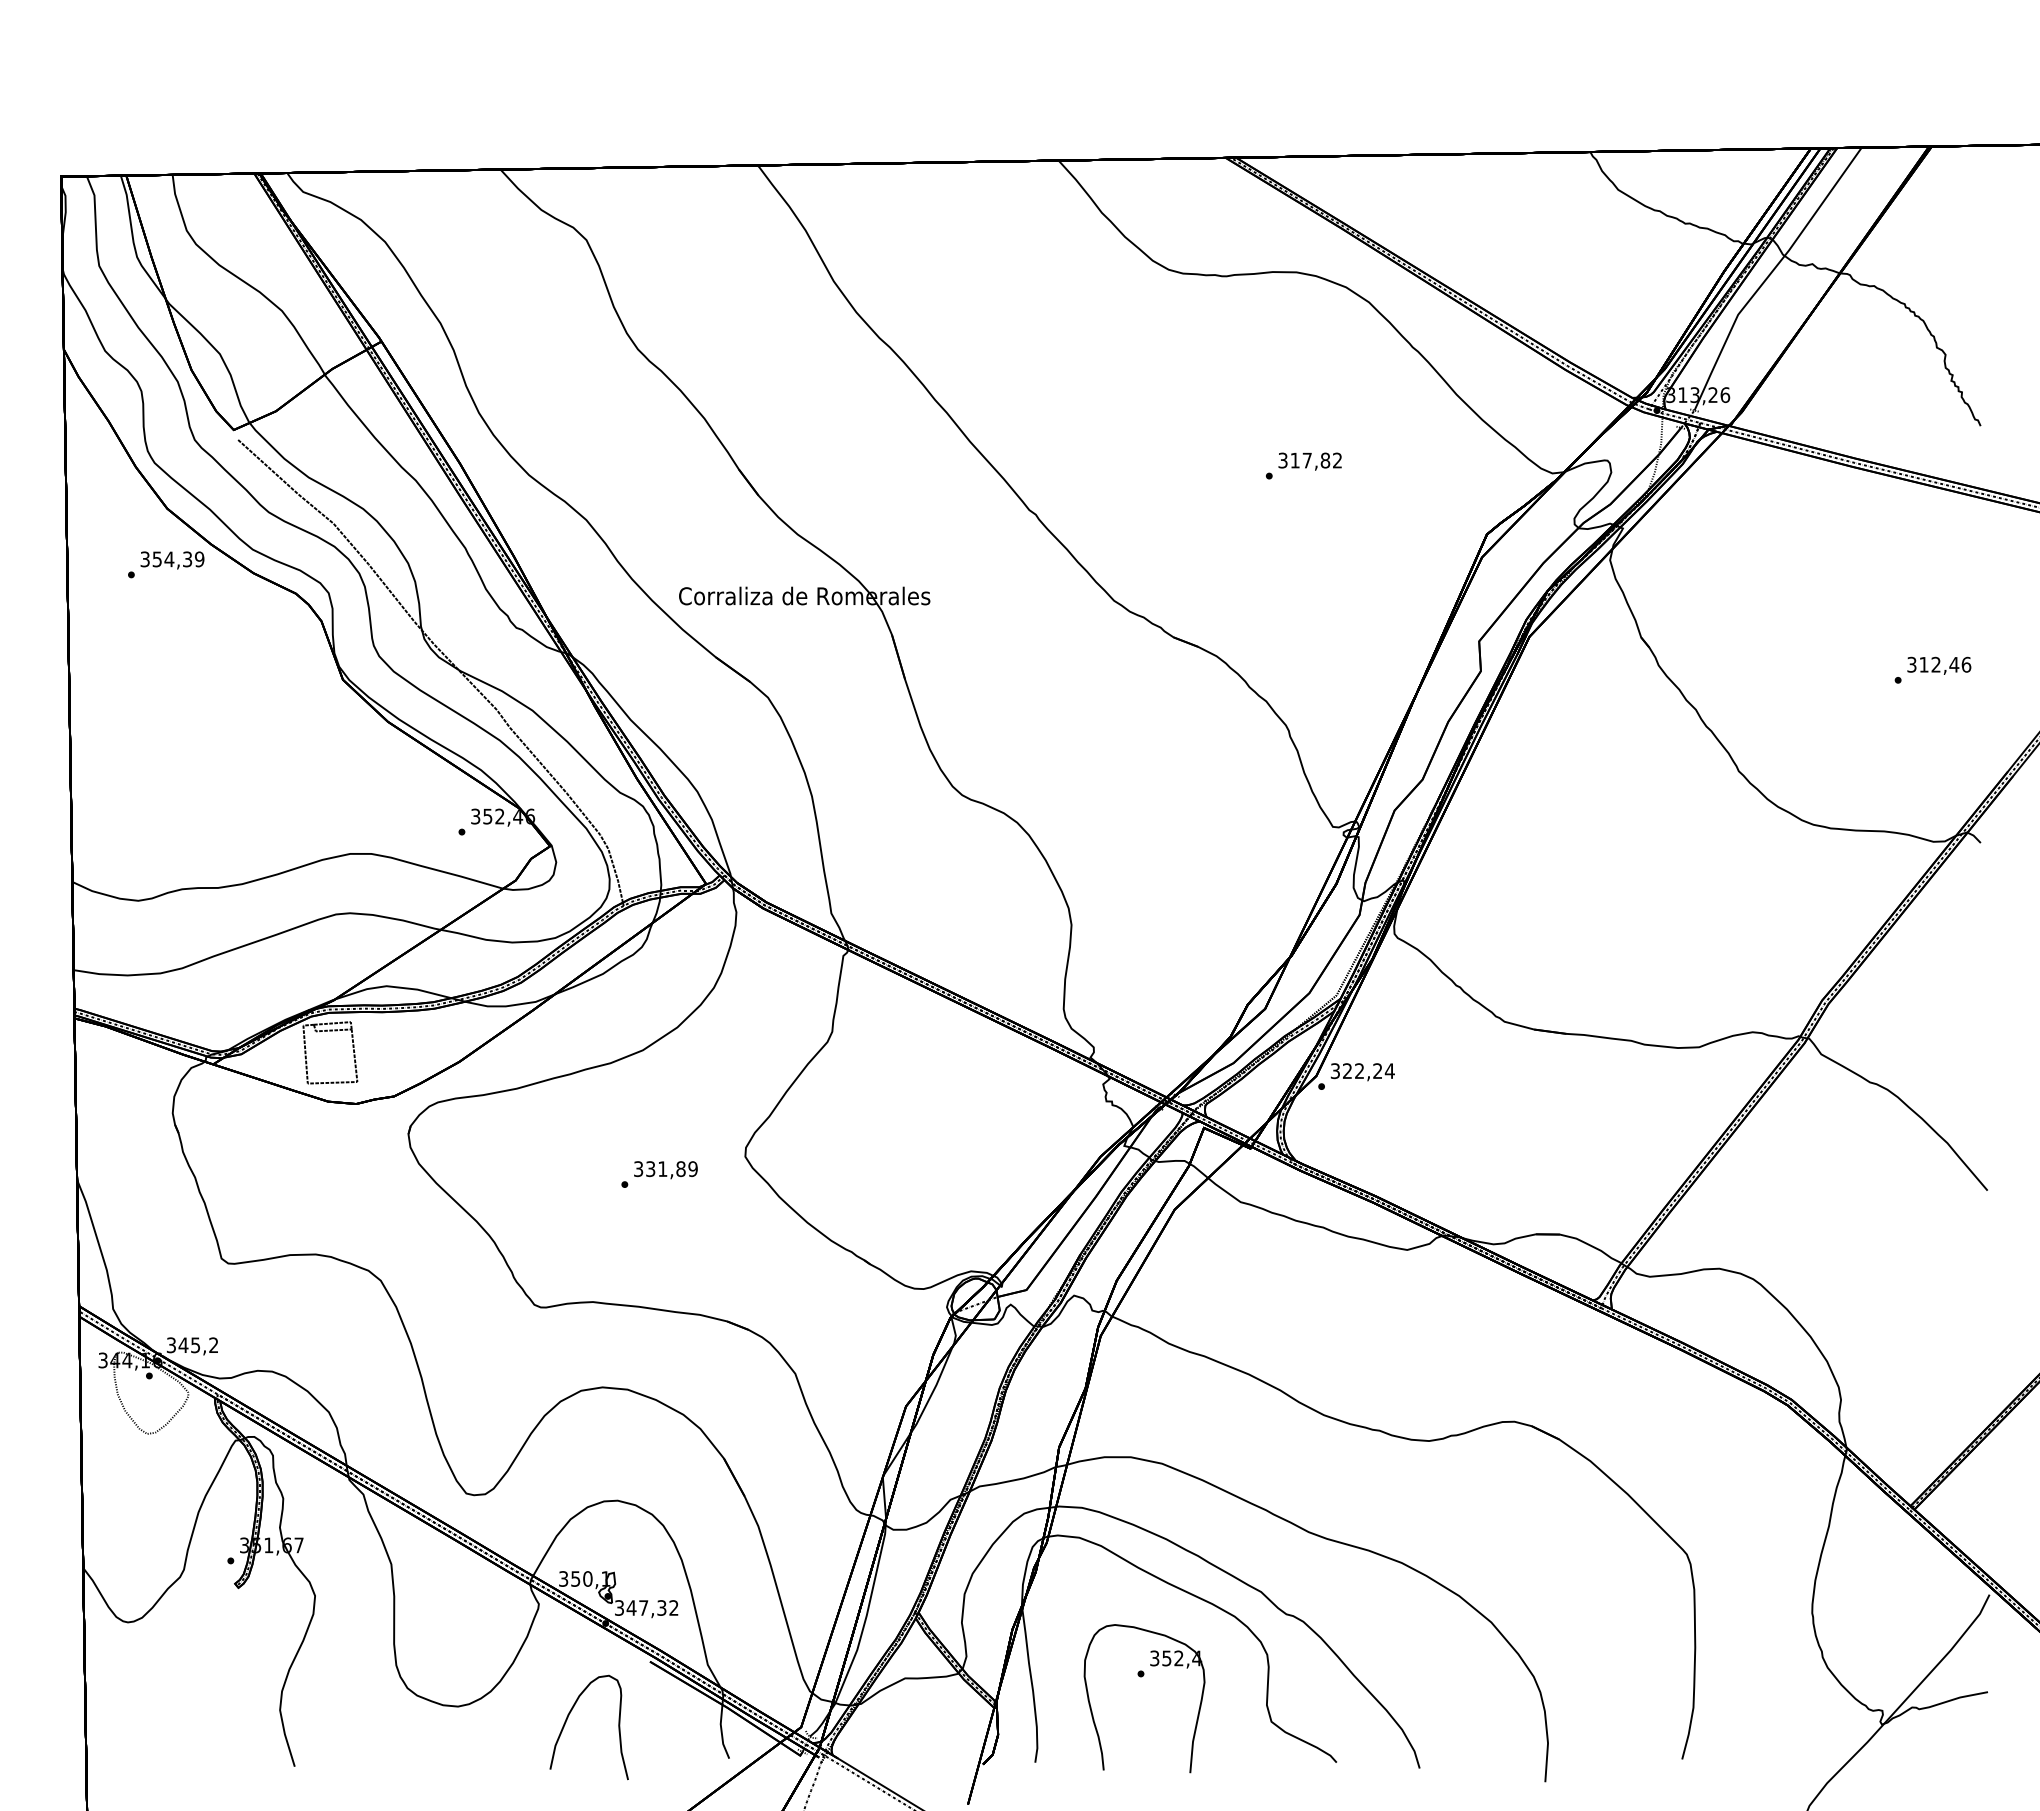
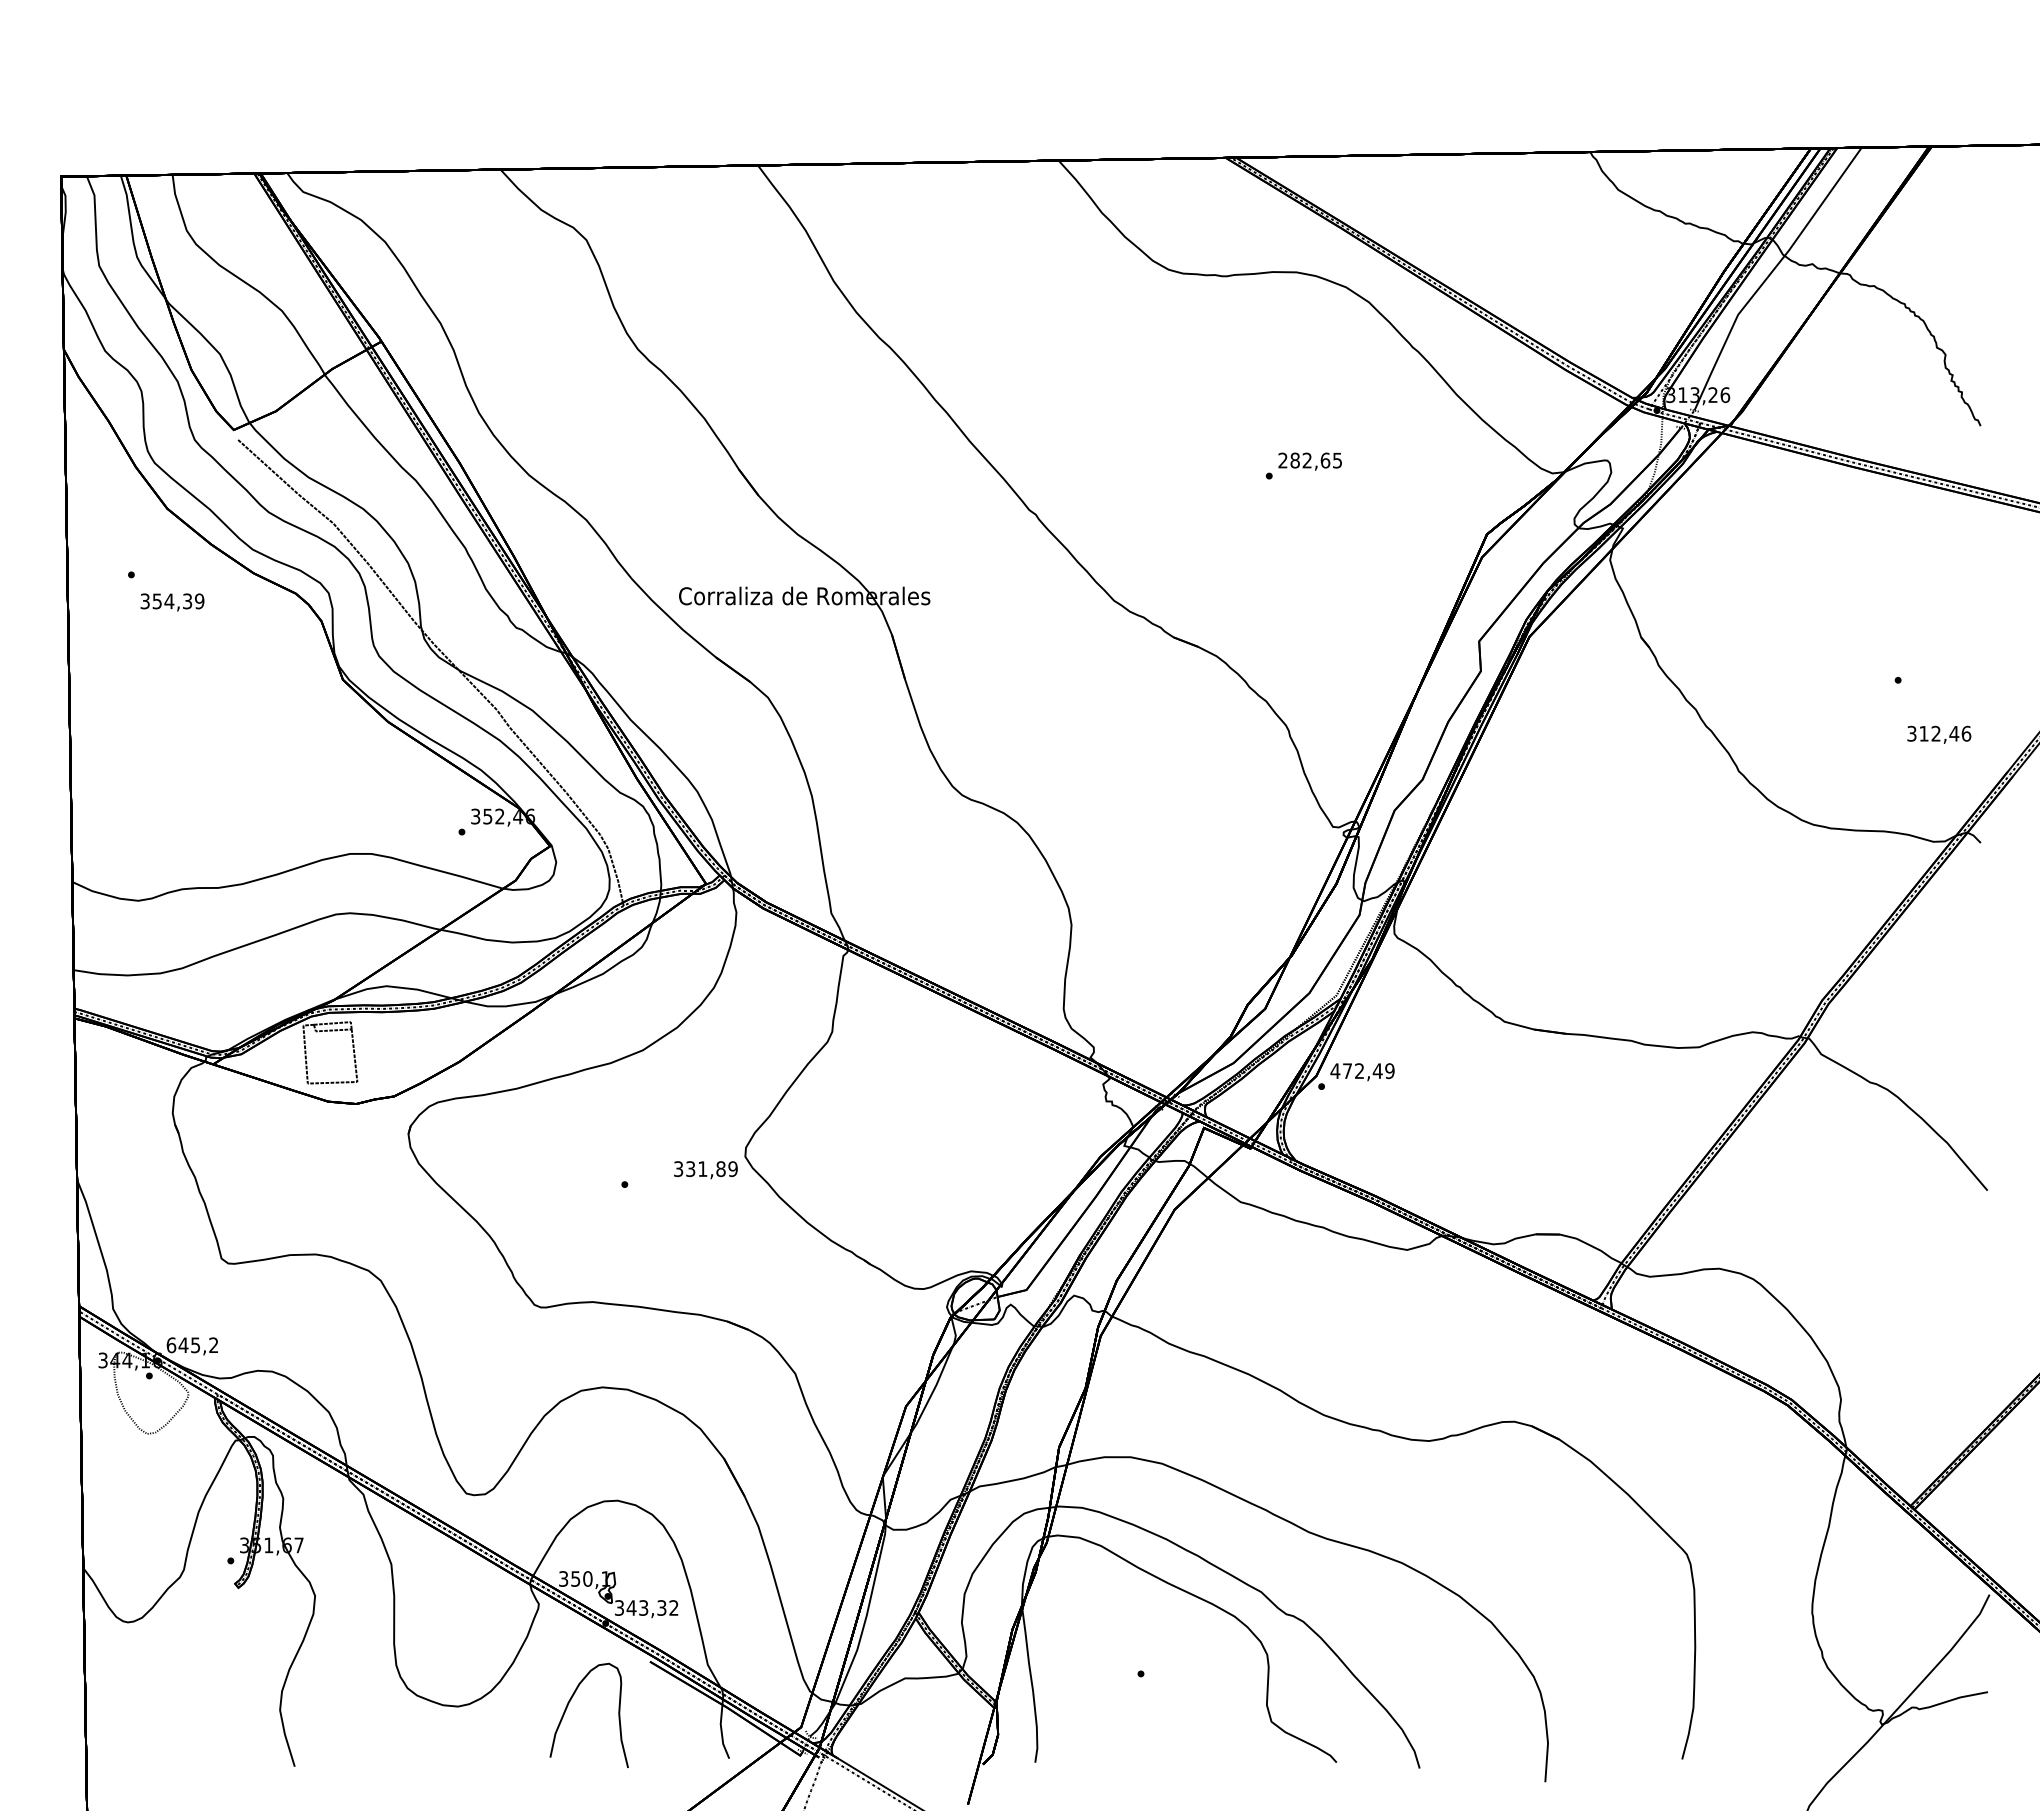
text: 317,82 -> 282,65 (1309, 460)
text position: (172, 560) -> (172, 602) (172, 602)
text position: (1939, 665) -> (1939, 734) (1939, 734)
text: 322,24 -> 472,49 (1362, 1071)
text position: (665, 1170) -> (705, 1170) (705, 1170)
text: 345,2 -> 645,2 (171, 1345)
text: 347,32 -> 343,32 (643, 1607)
part: present -> none (1151, 1666)
curve position: (567, 1720) -> (567, 1708) (567, 1708)
